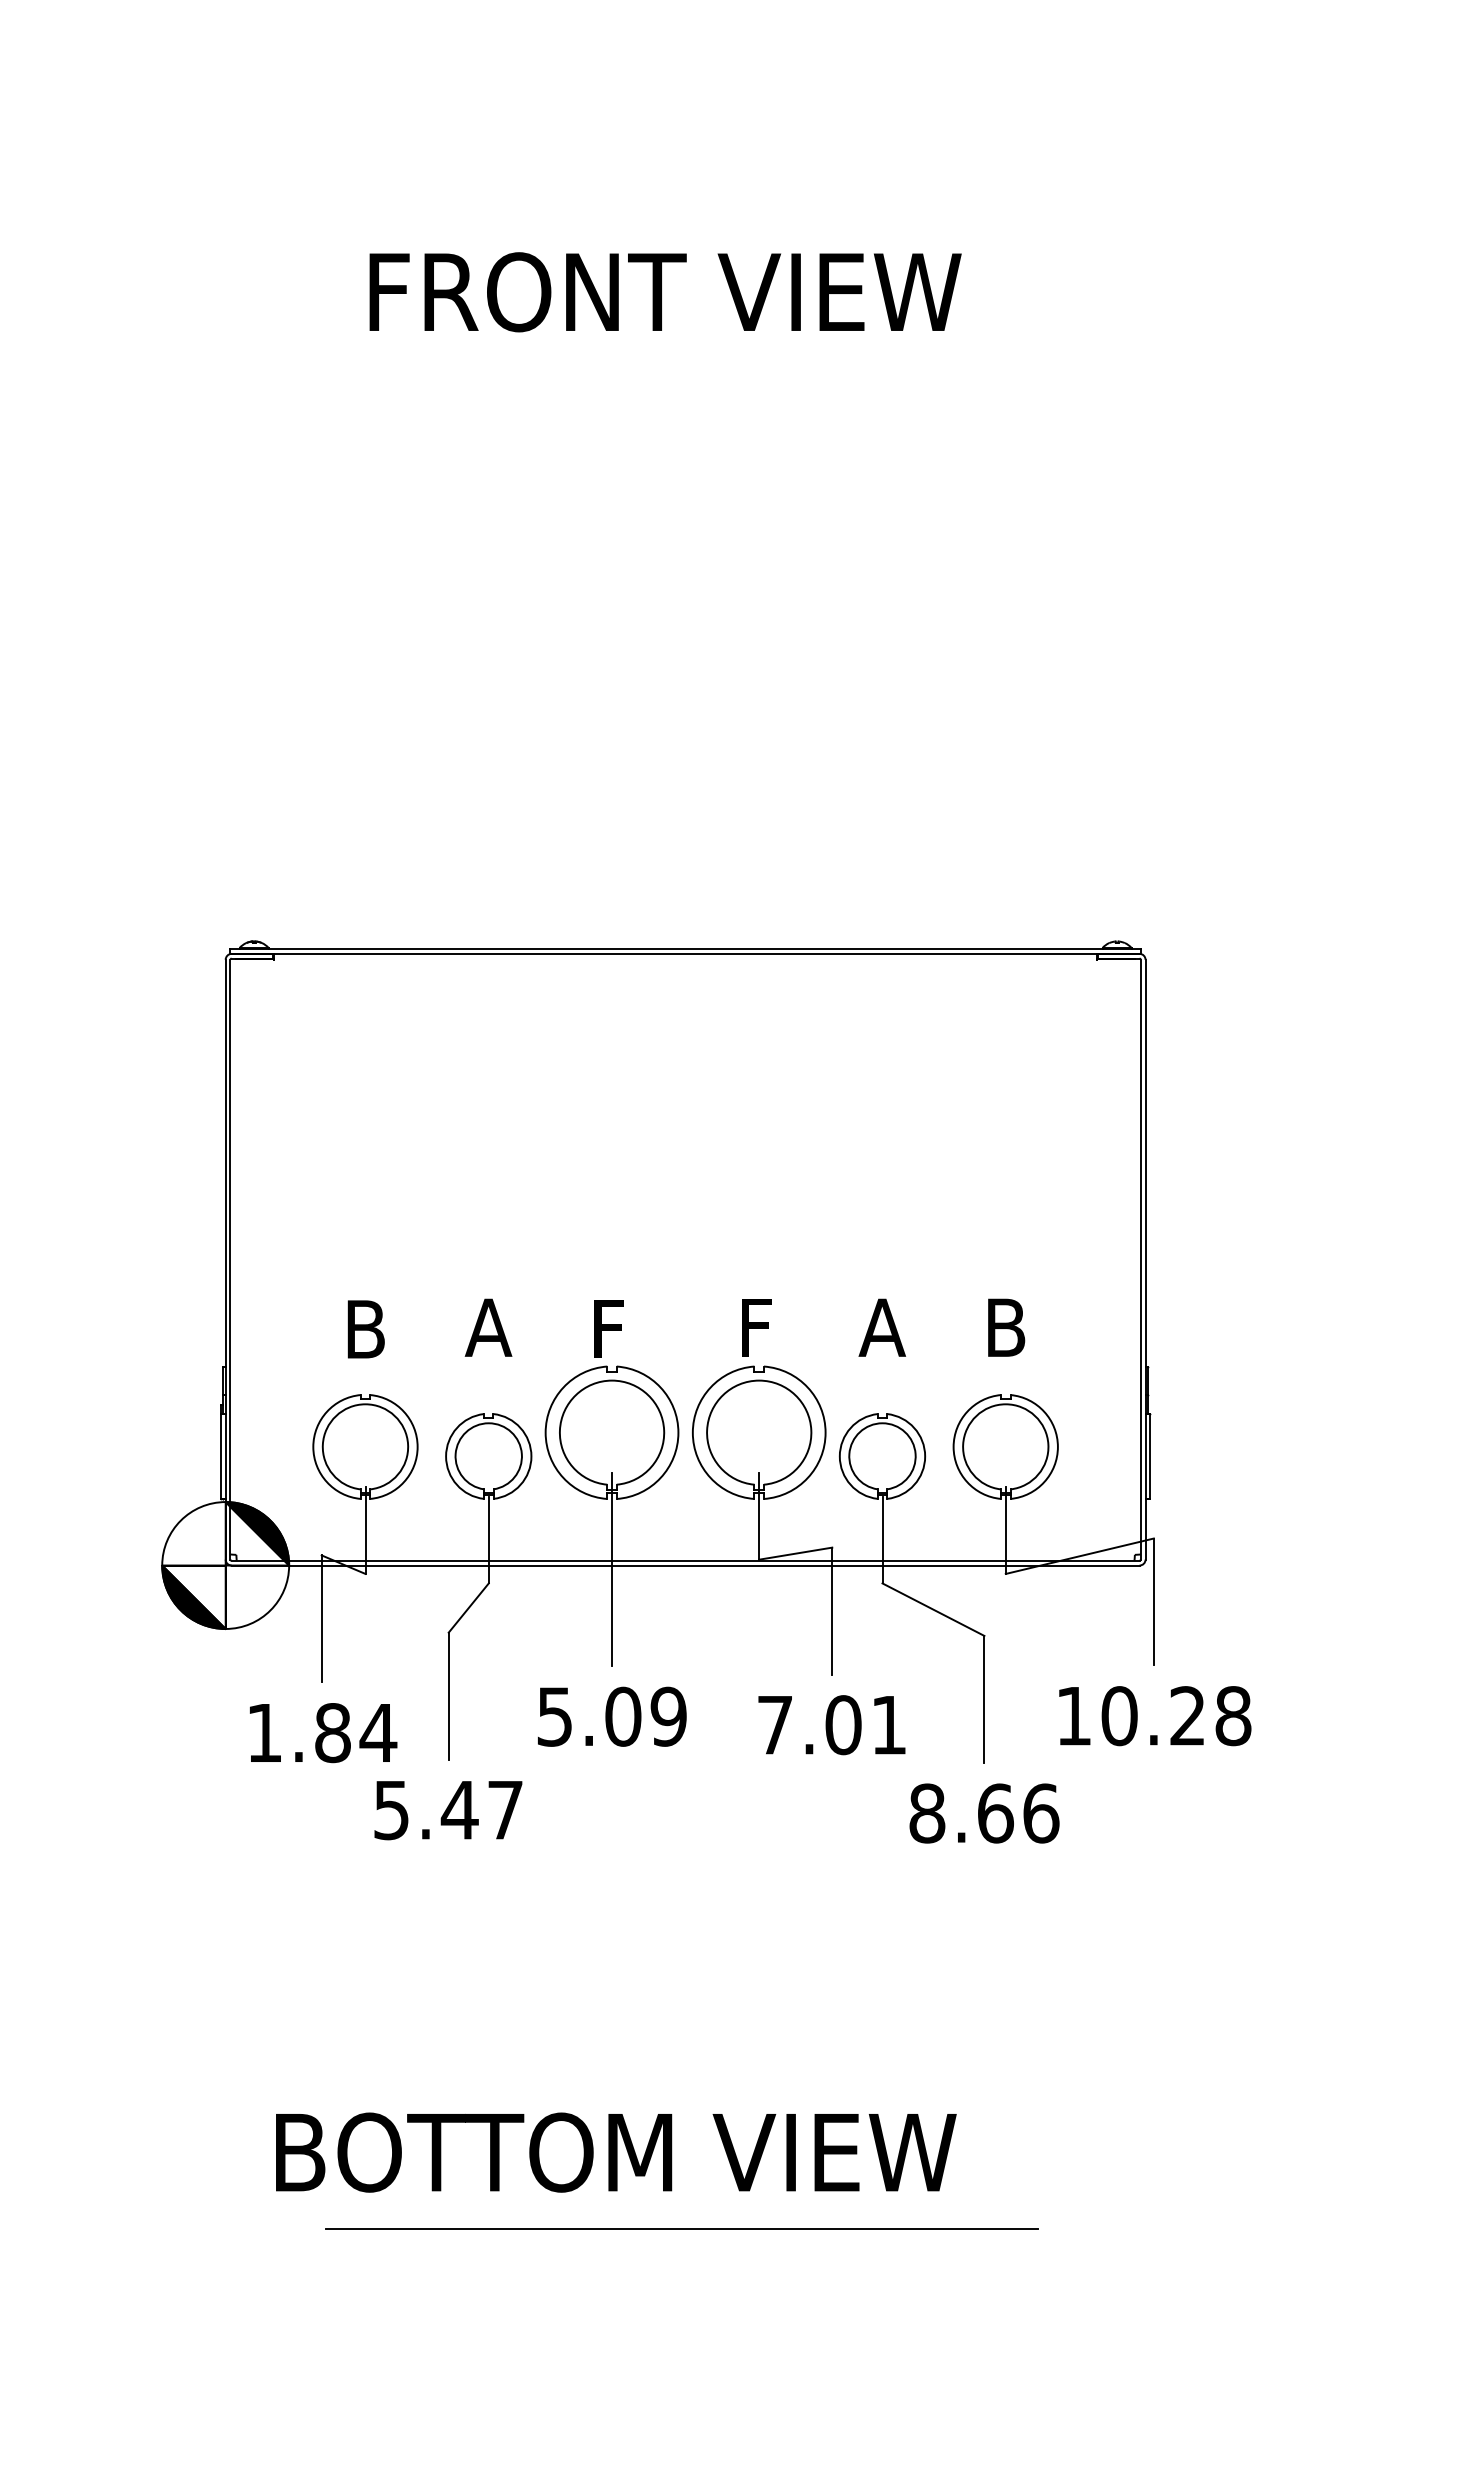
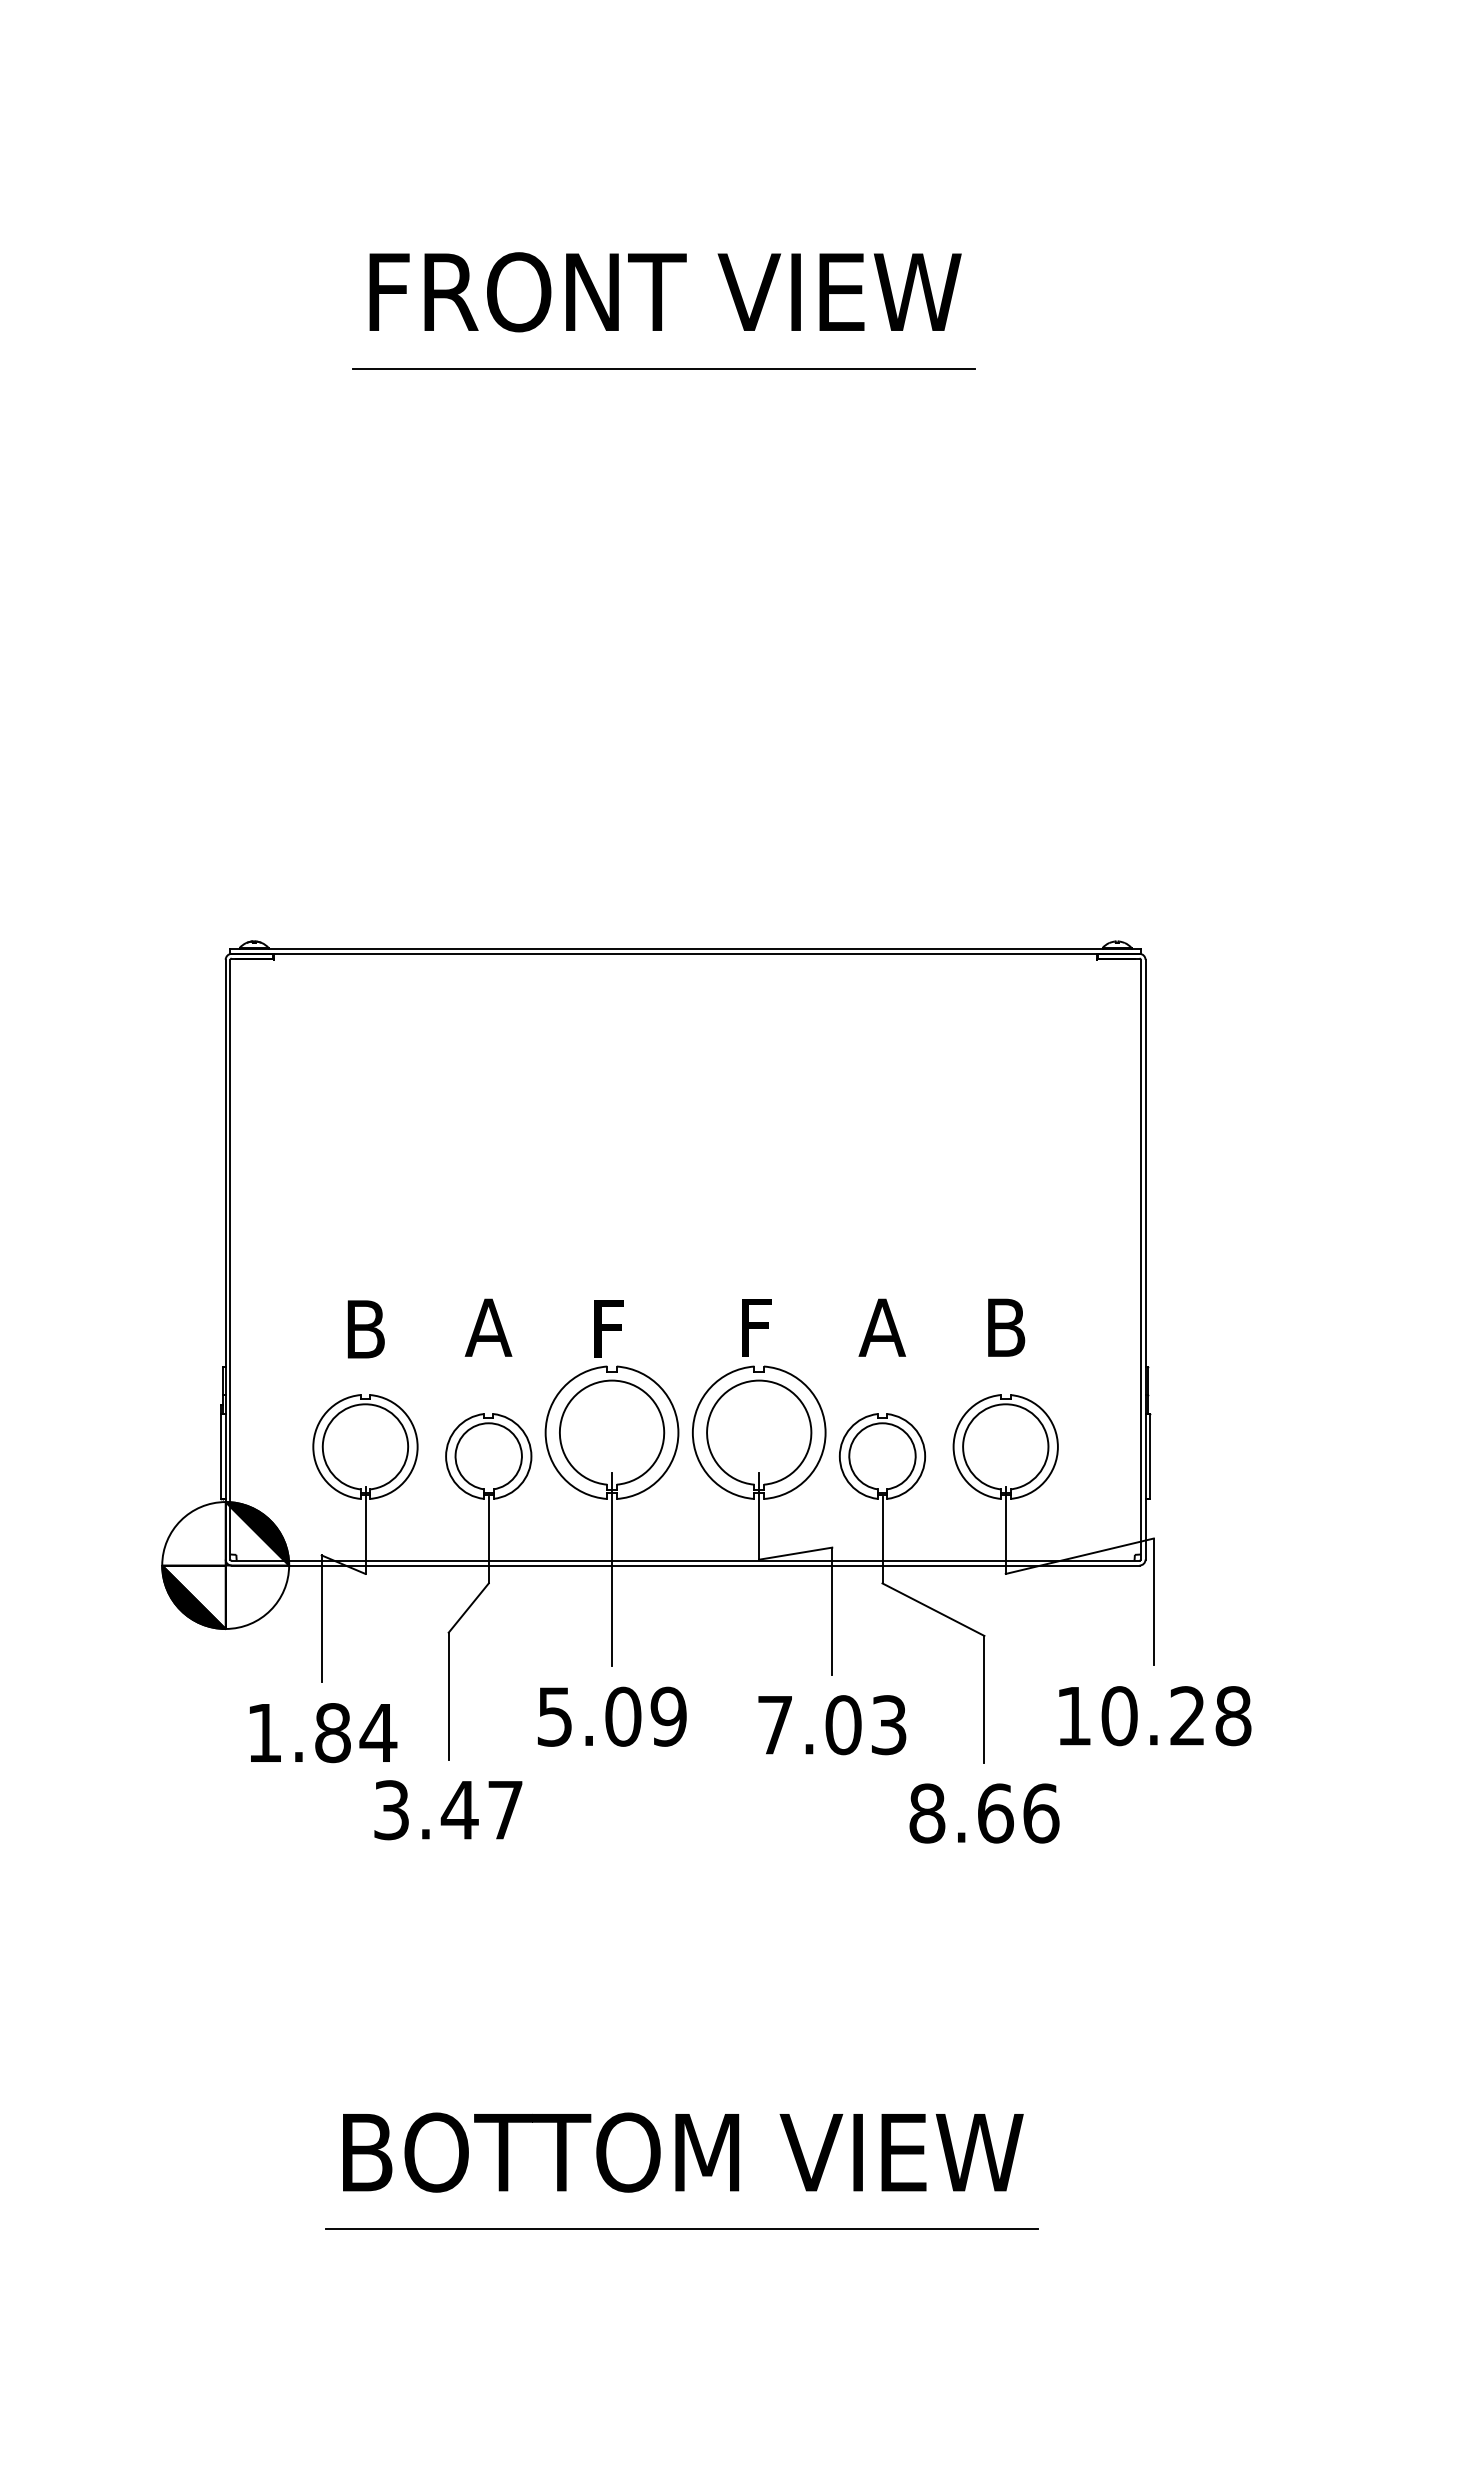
line: none -> present (663, 368)
text: 7.01 -> 7.03 (888, 1725)
text: 5.47 -> 3.47 (391, 1809)
text position: (616, 2152) -> (683, 2152) (683, 2152)
